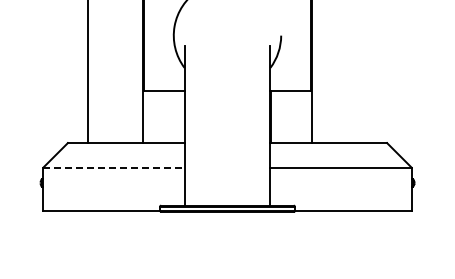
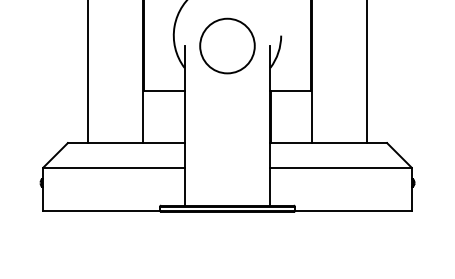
circle: none -> present (227, 45)
line: none -> present (366, 72)
line: dashed -> solid (113, 167)
